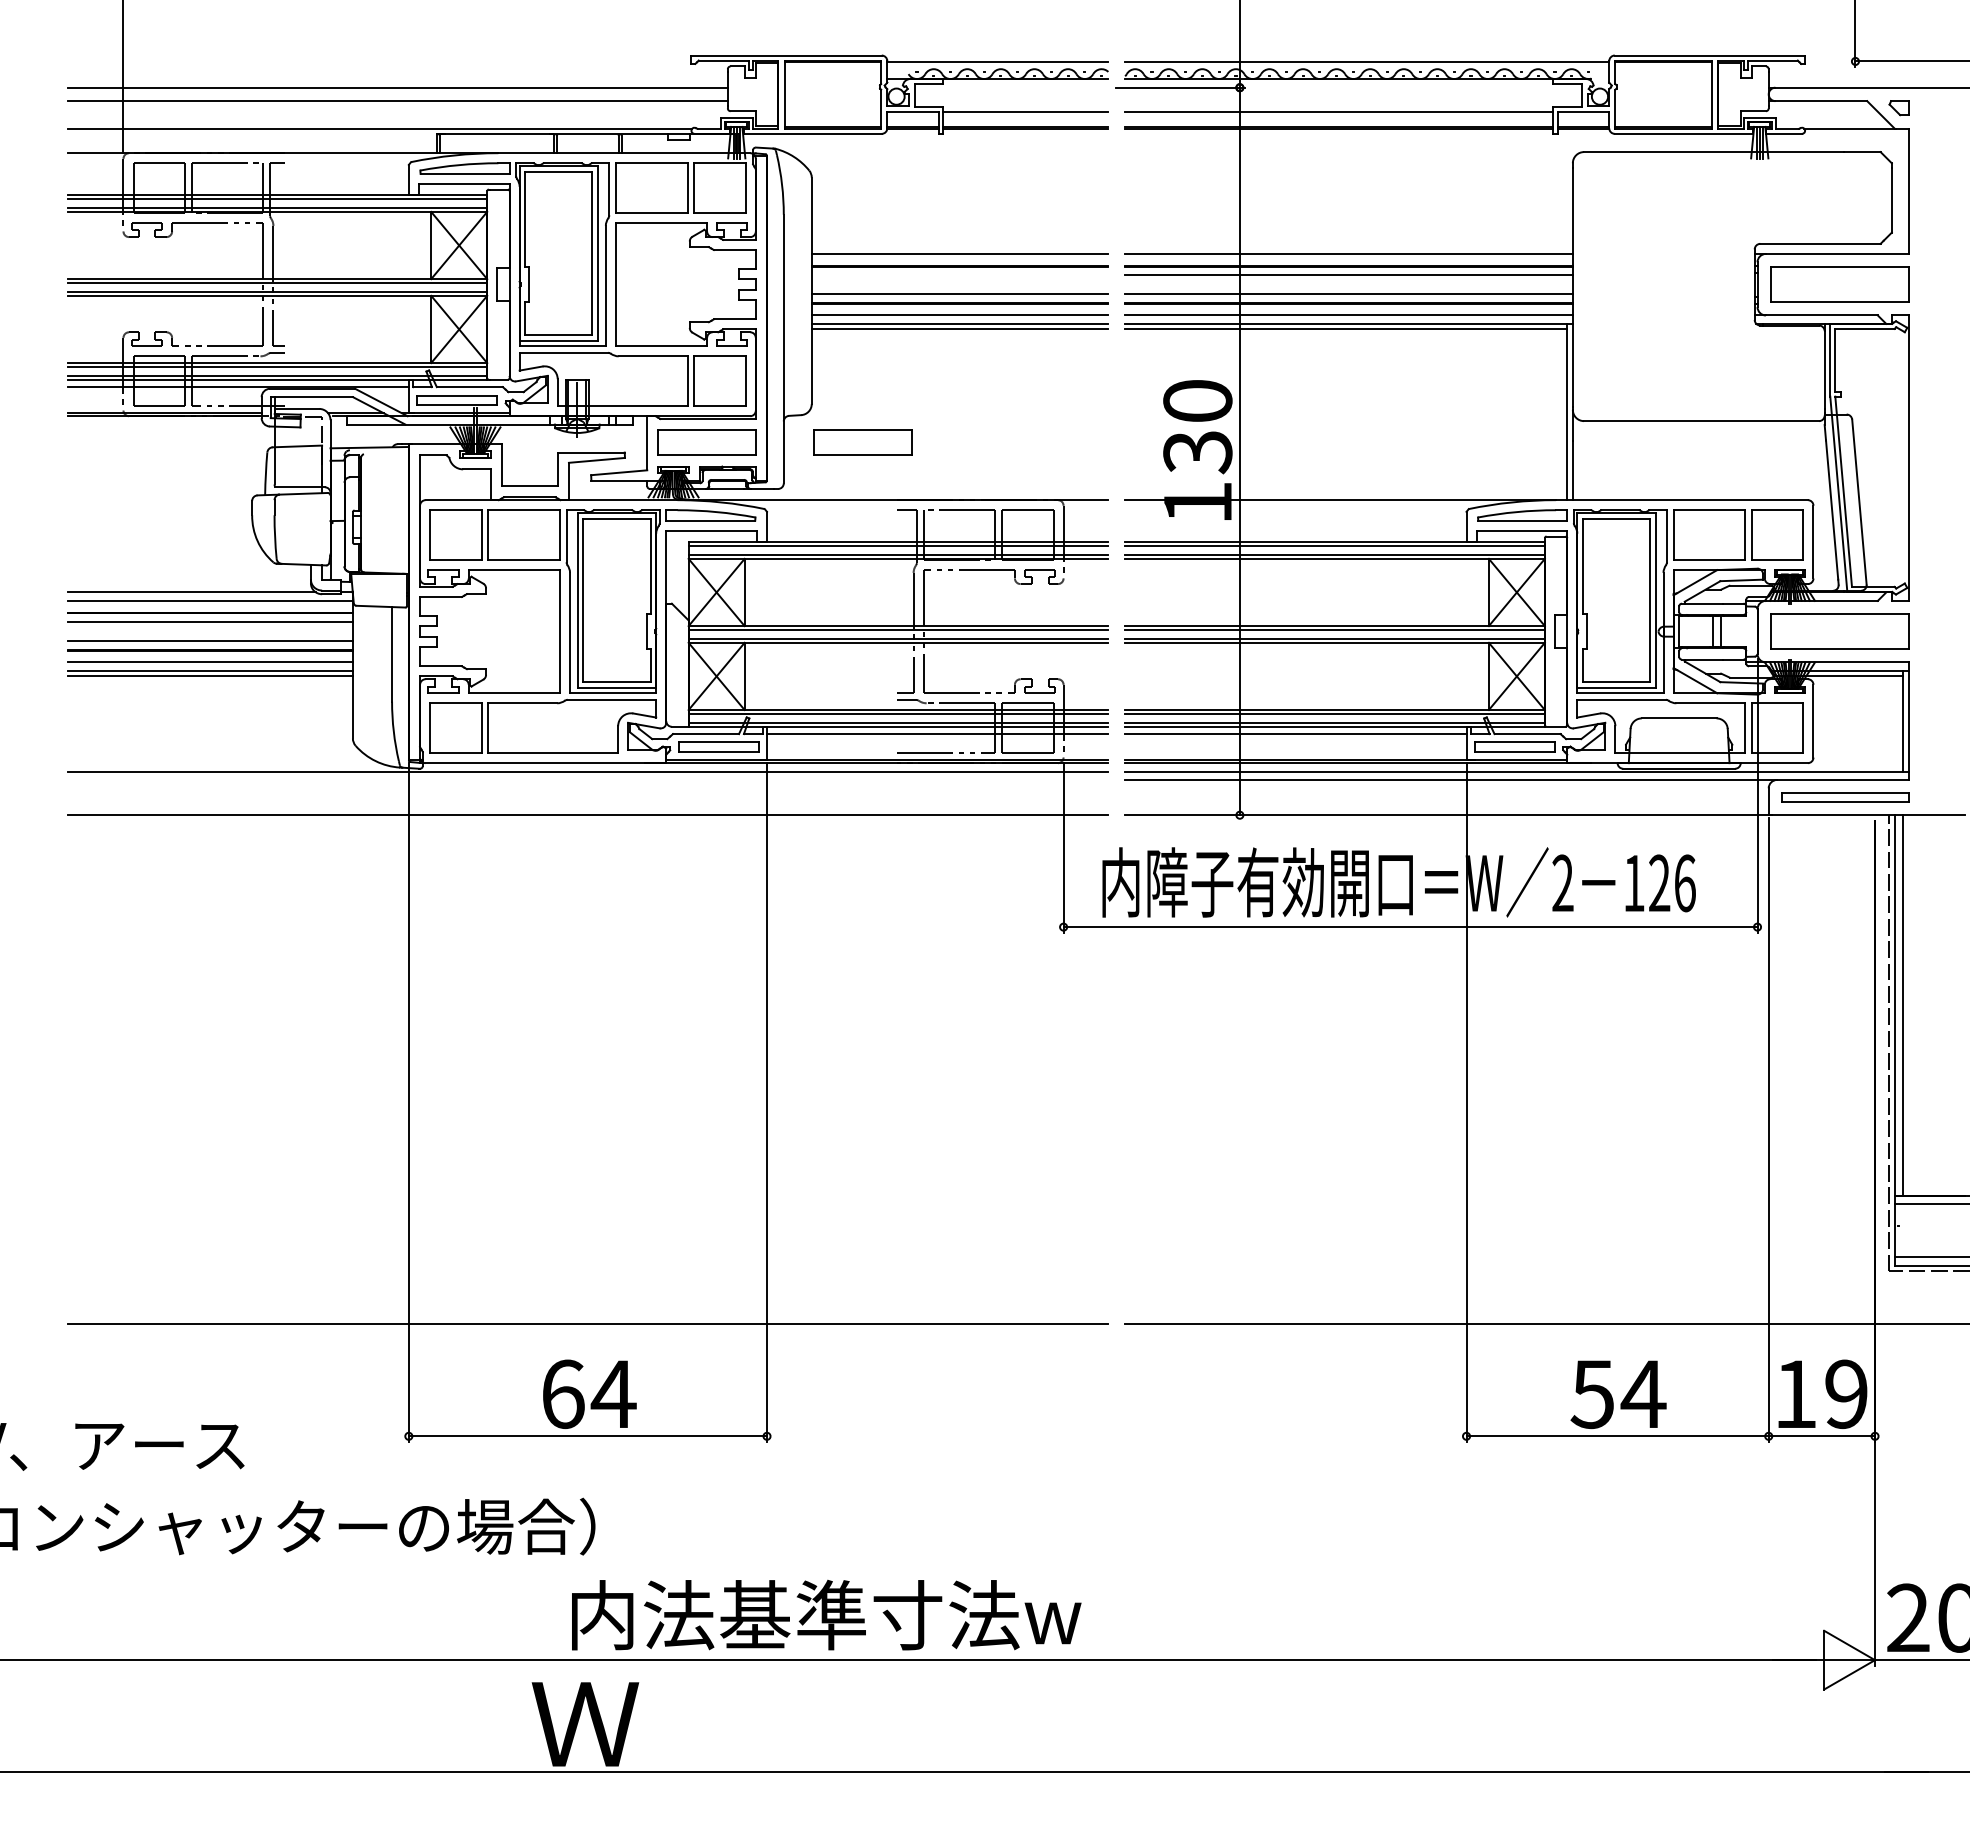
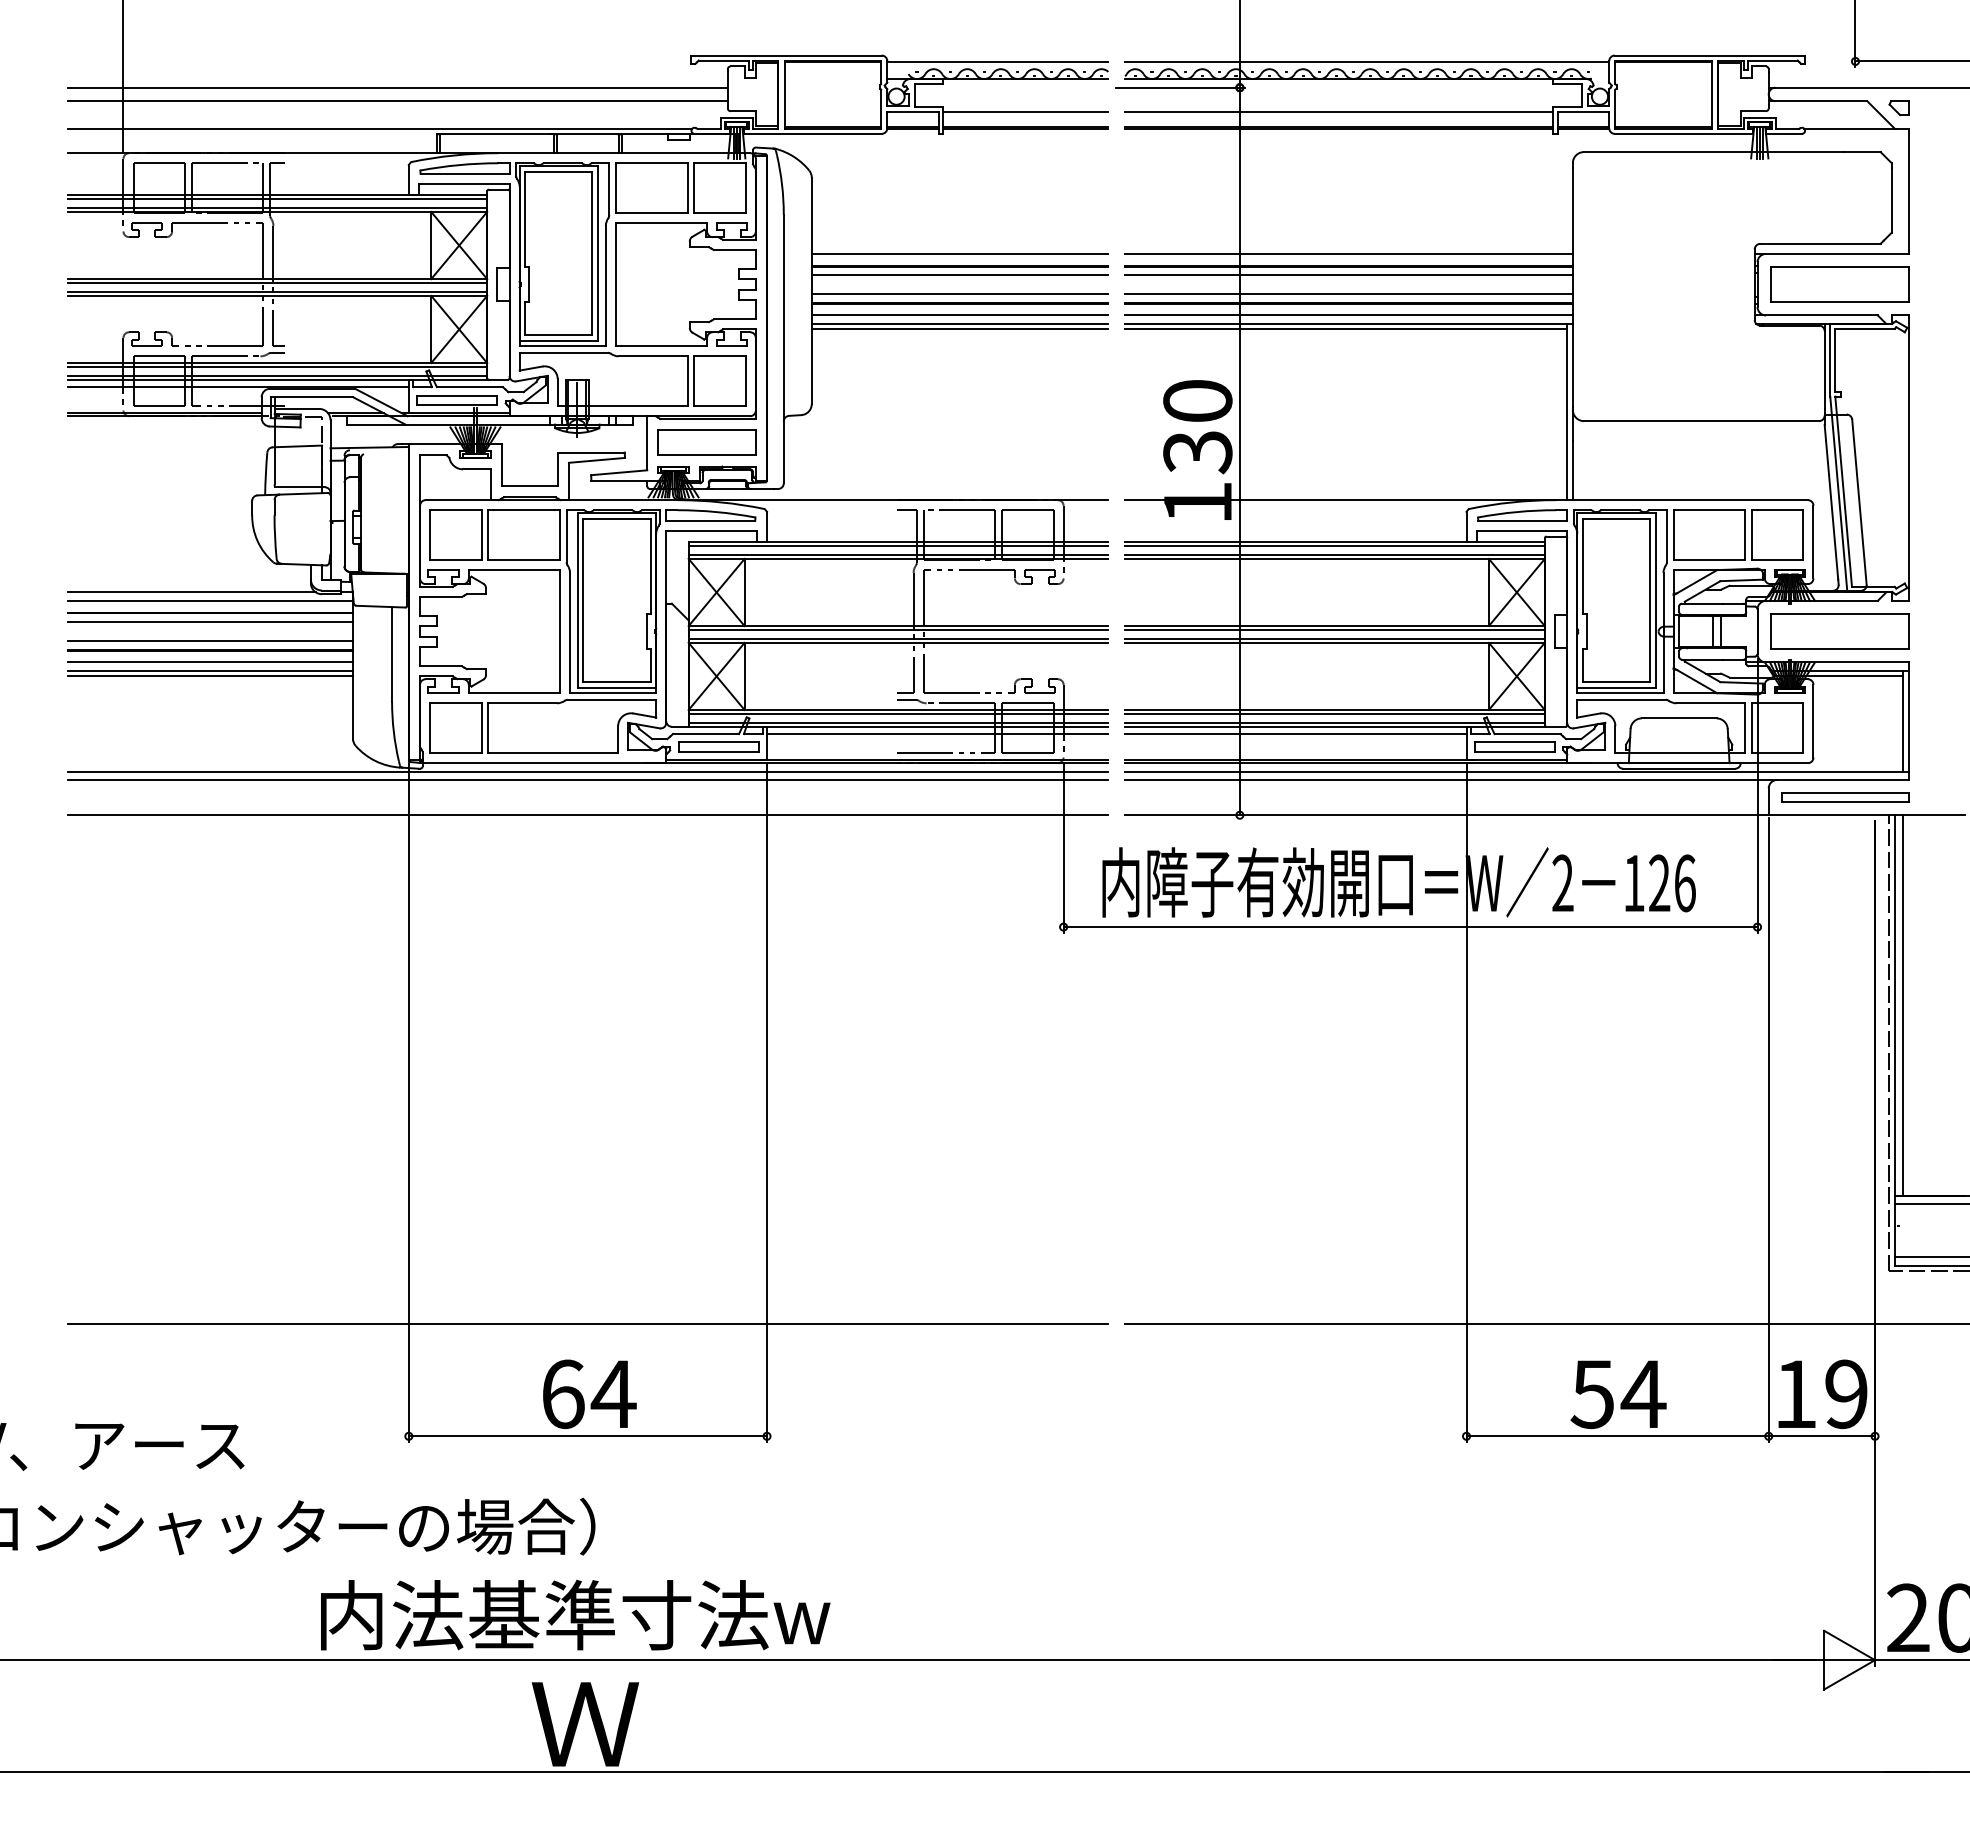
line: none -> present (959, 275)
part: present -> none (862, 442)
line: none -> present (587, 779)
text position: (826, 1614) -> (575, 1614) (575, 1614)
